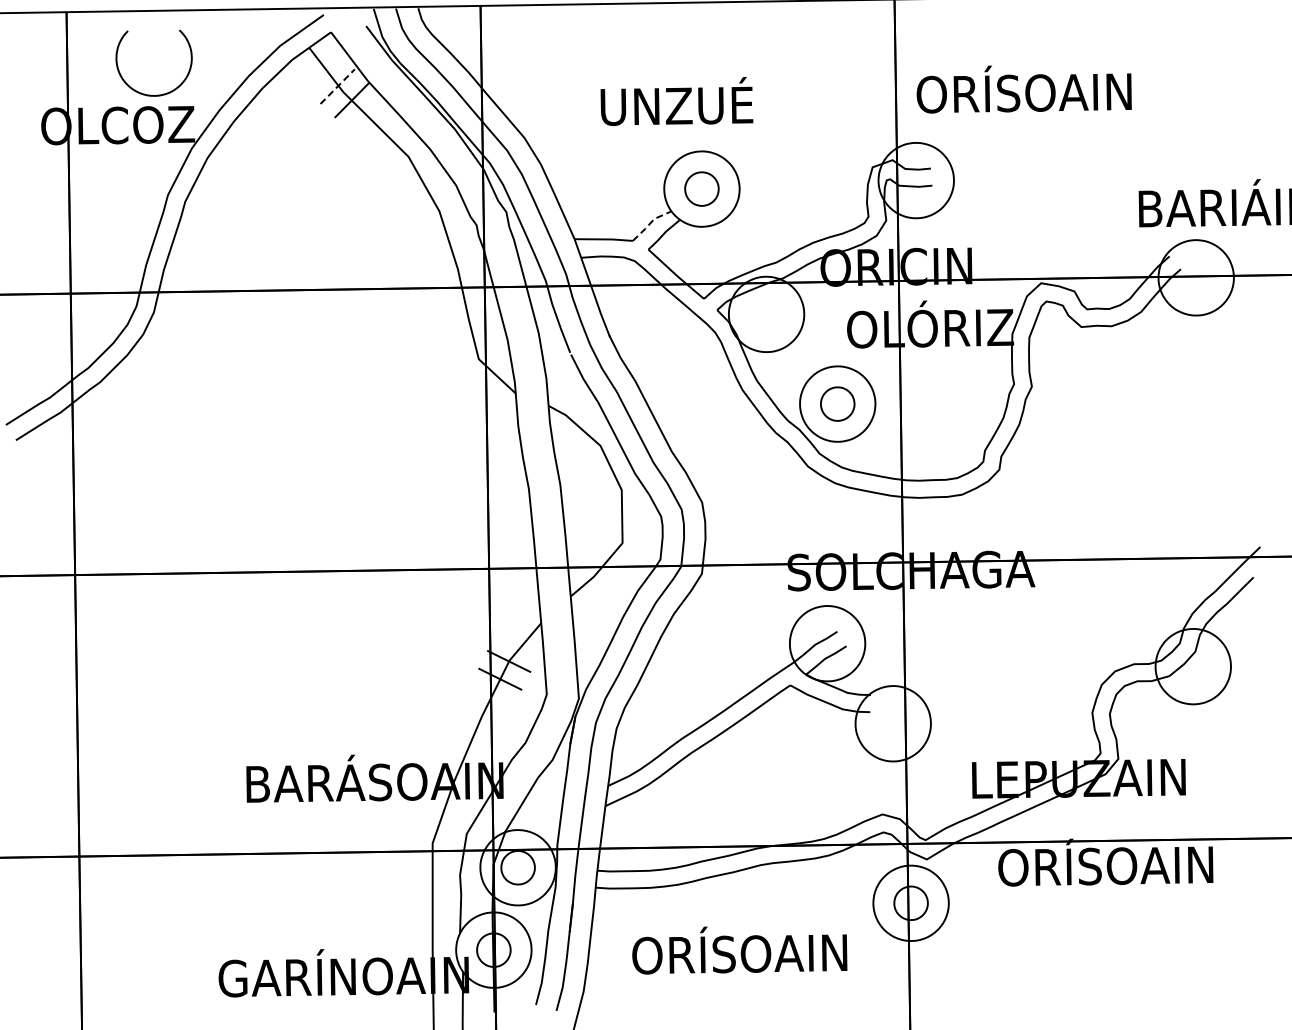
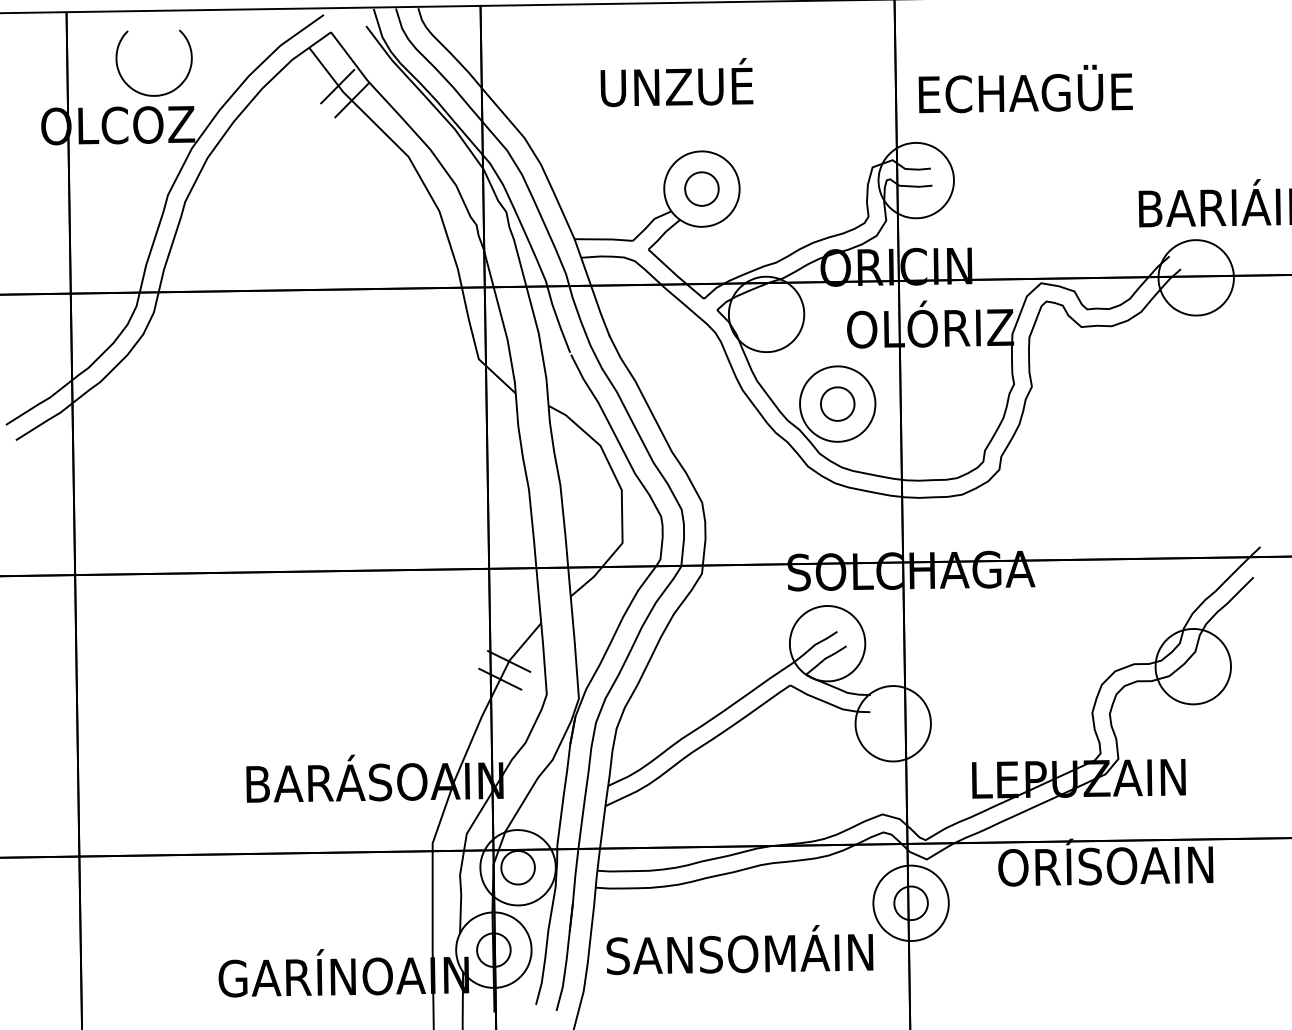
line: dashed -> solid (338, 86)
text: ORÍSOAIN -> ECHAGÜE (1024, 88)
text position: (676, 101) -> (676, 82) (676, 82)
line: dashed -> solid (650, 223)
text: ORÍSOAIN -> SANSOMÁIN (739, 950)
